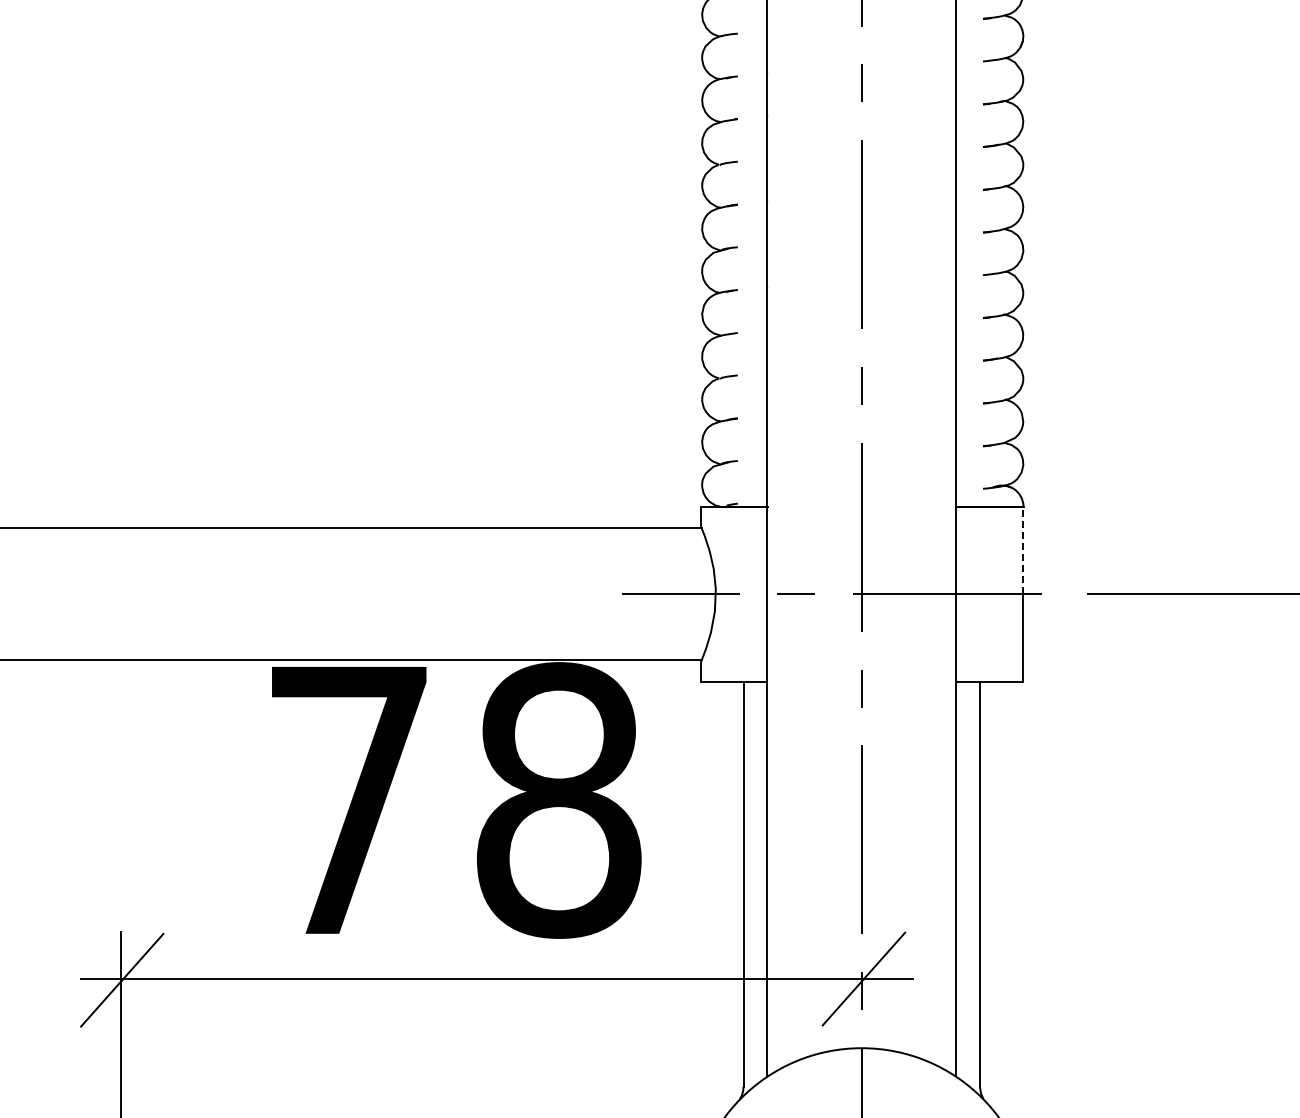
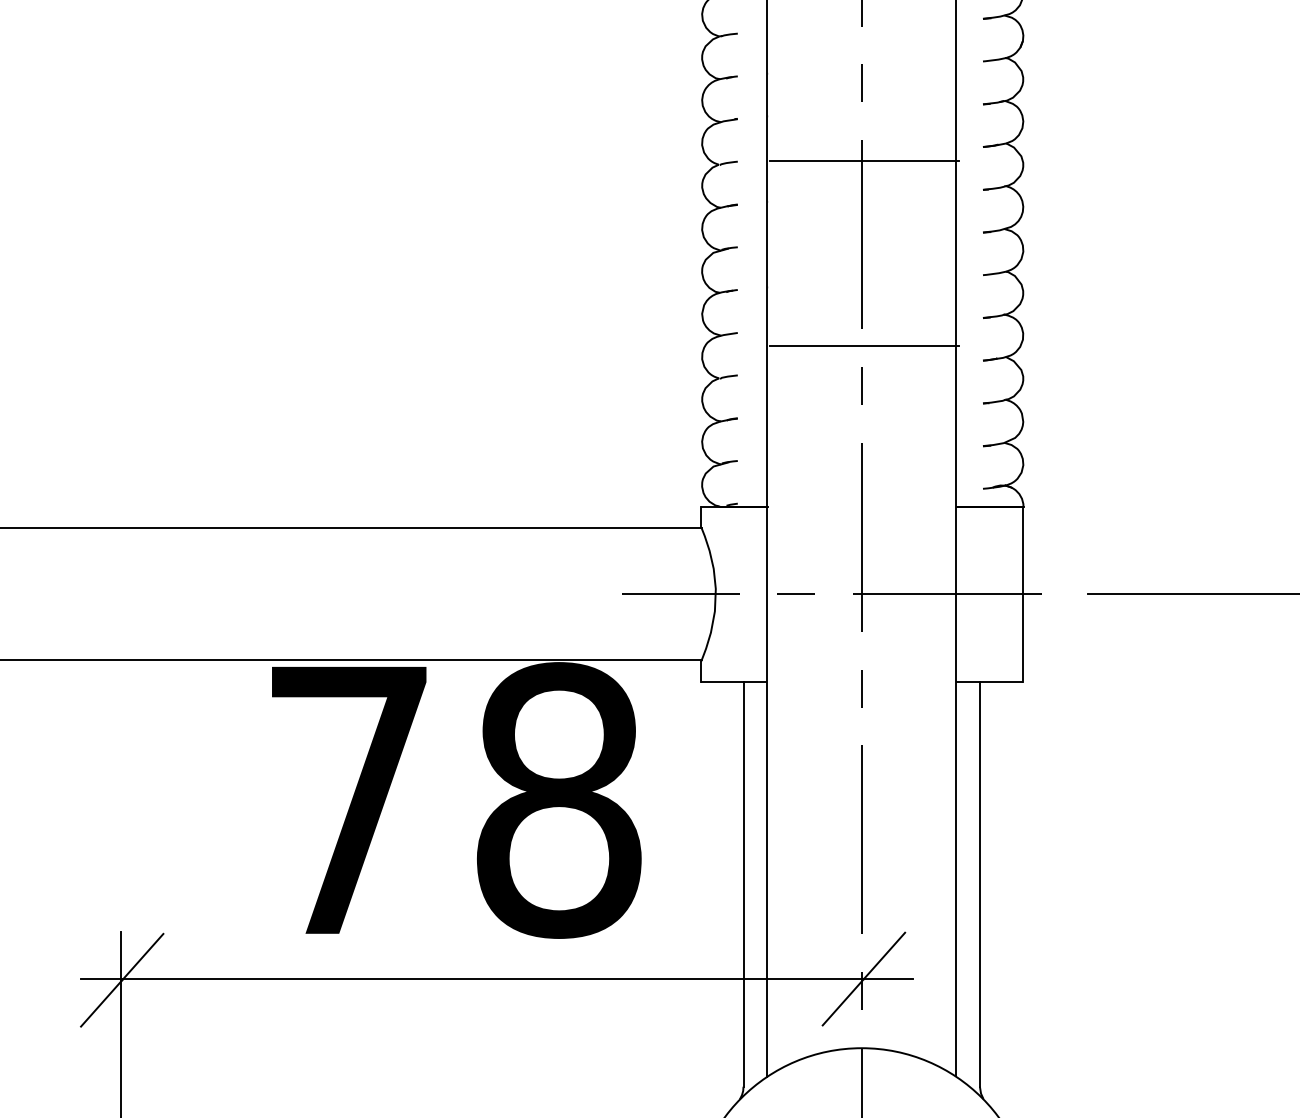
line: none -> present (863, 161)
line: none -> present (863, 346)
line: dashed -> solid (1022, 550)
